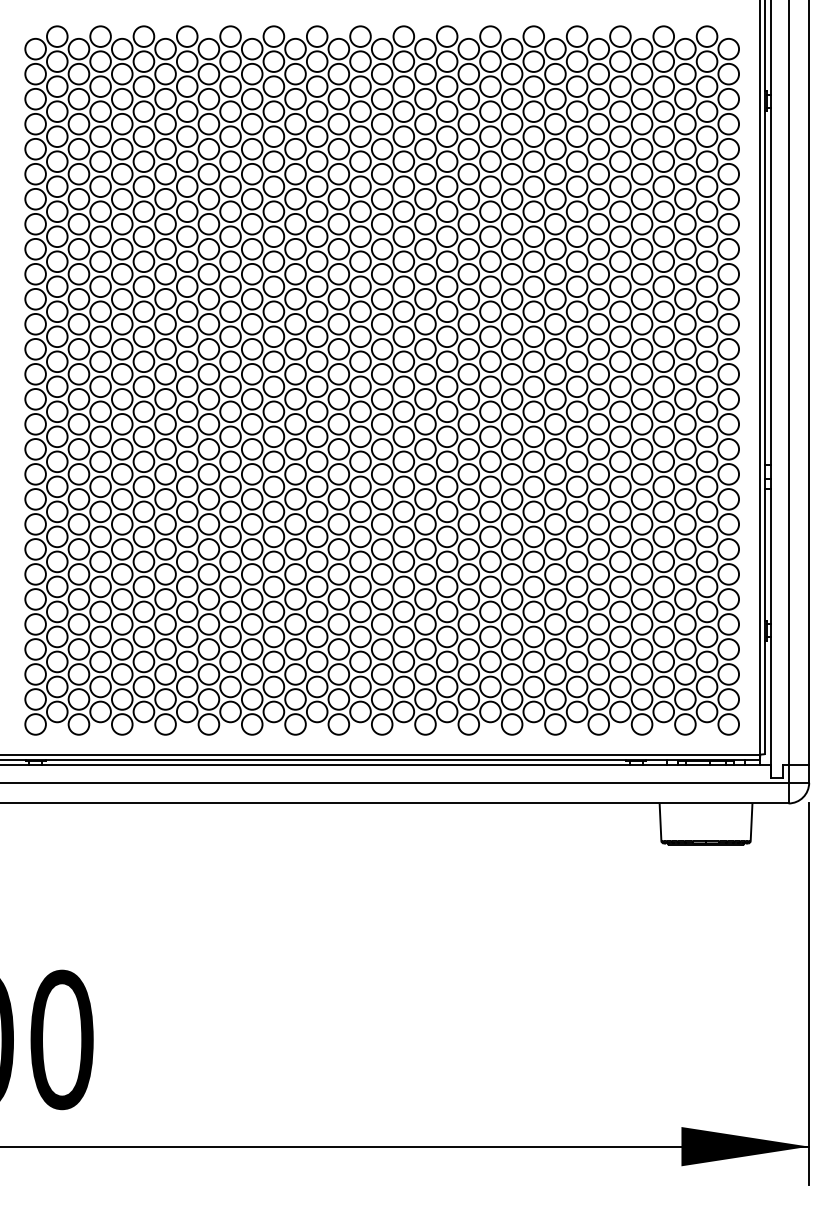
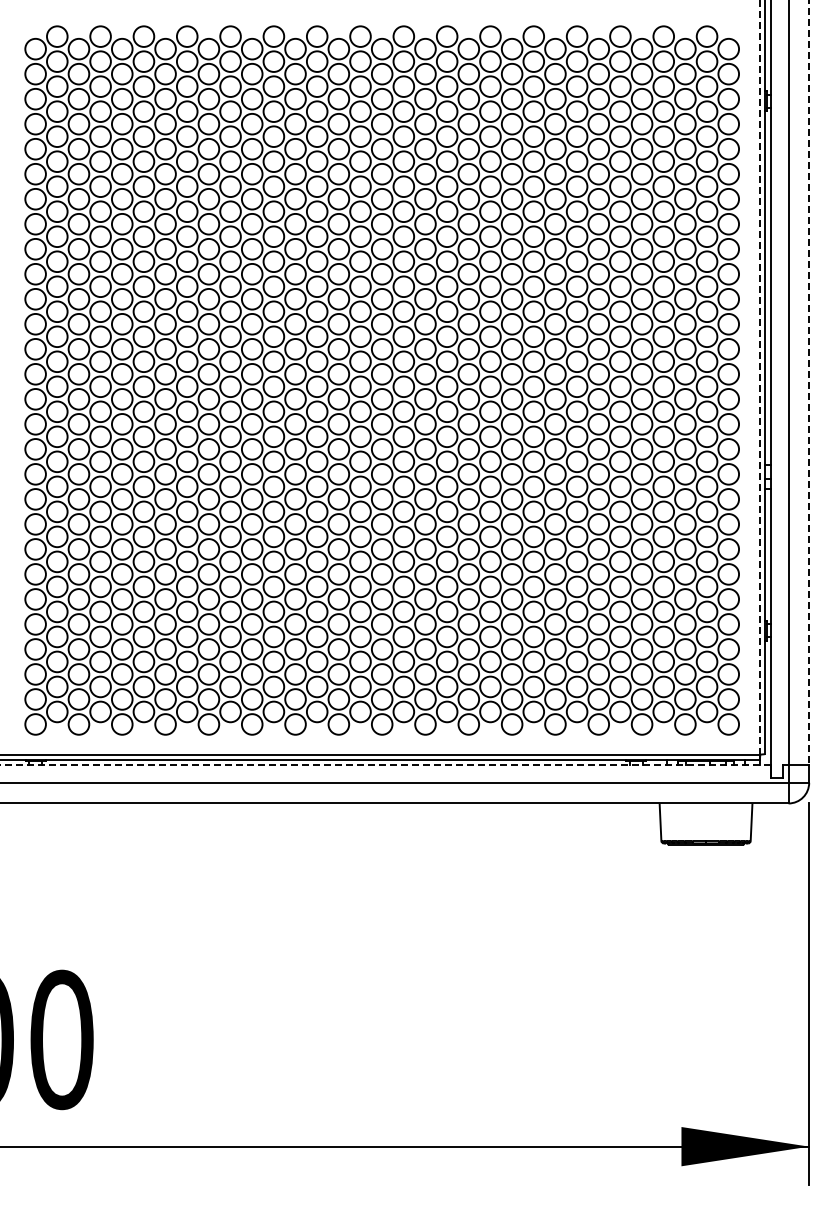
line: solid -> dashed (760, 377)
line: solid -> dashed (809, 382)
line: solid -> dashed (385, 764)
